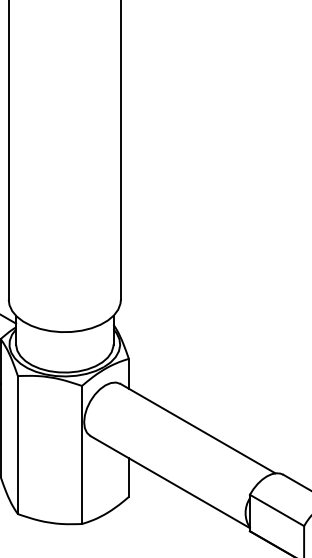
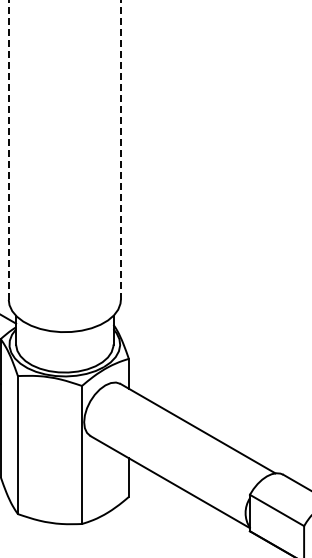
line: solid -> dashed (8, 150)
line: solid -> dashed (120, 150)
